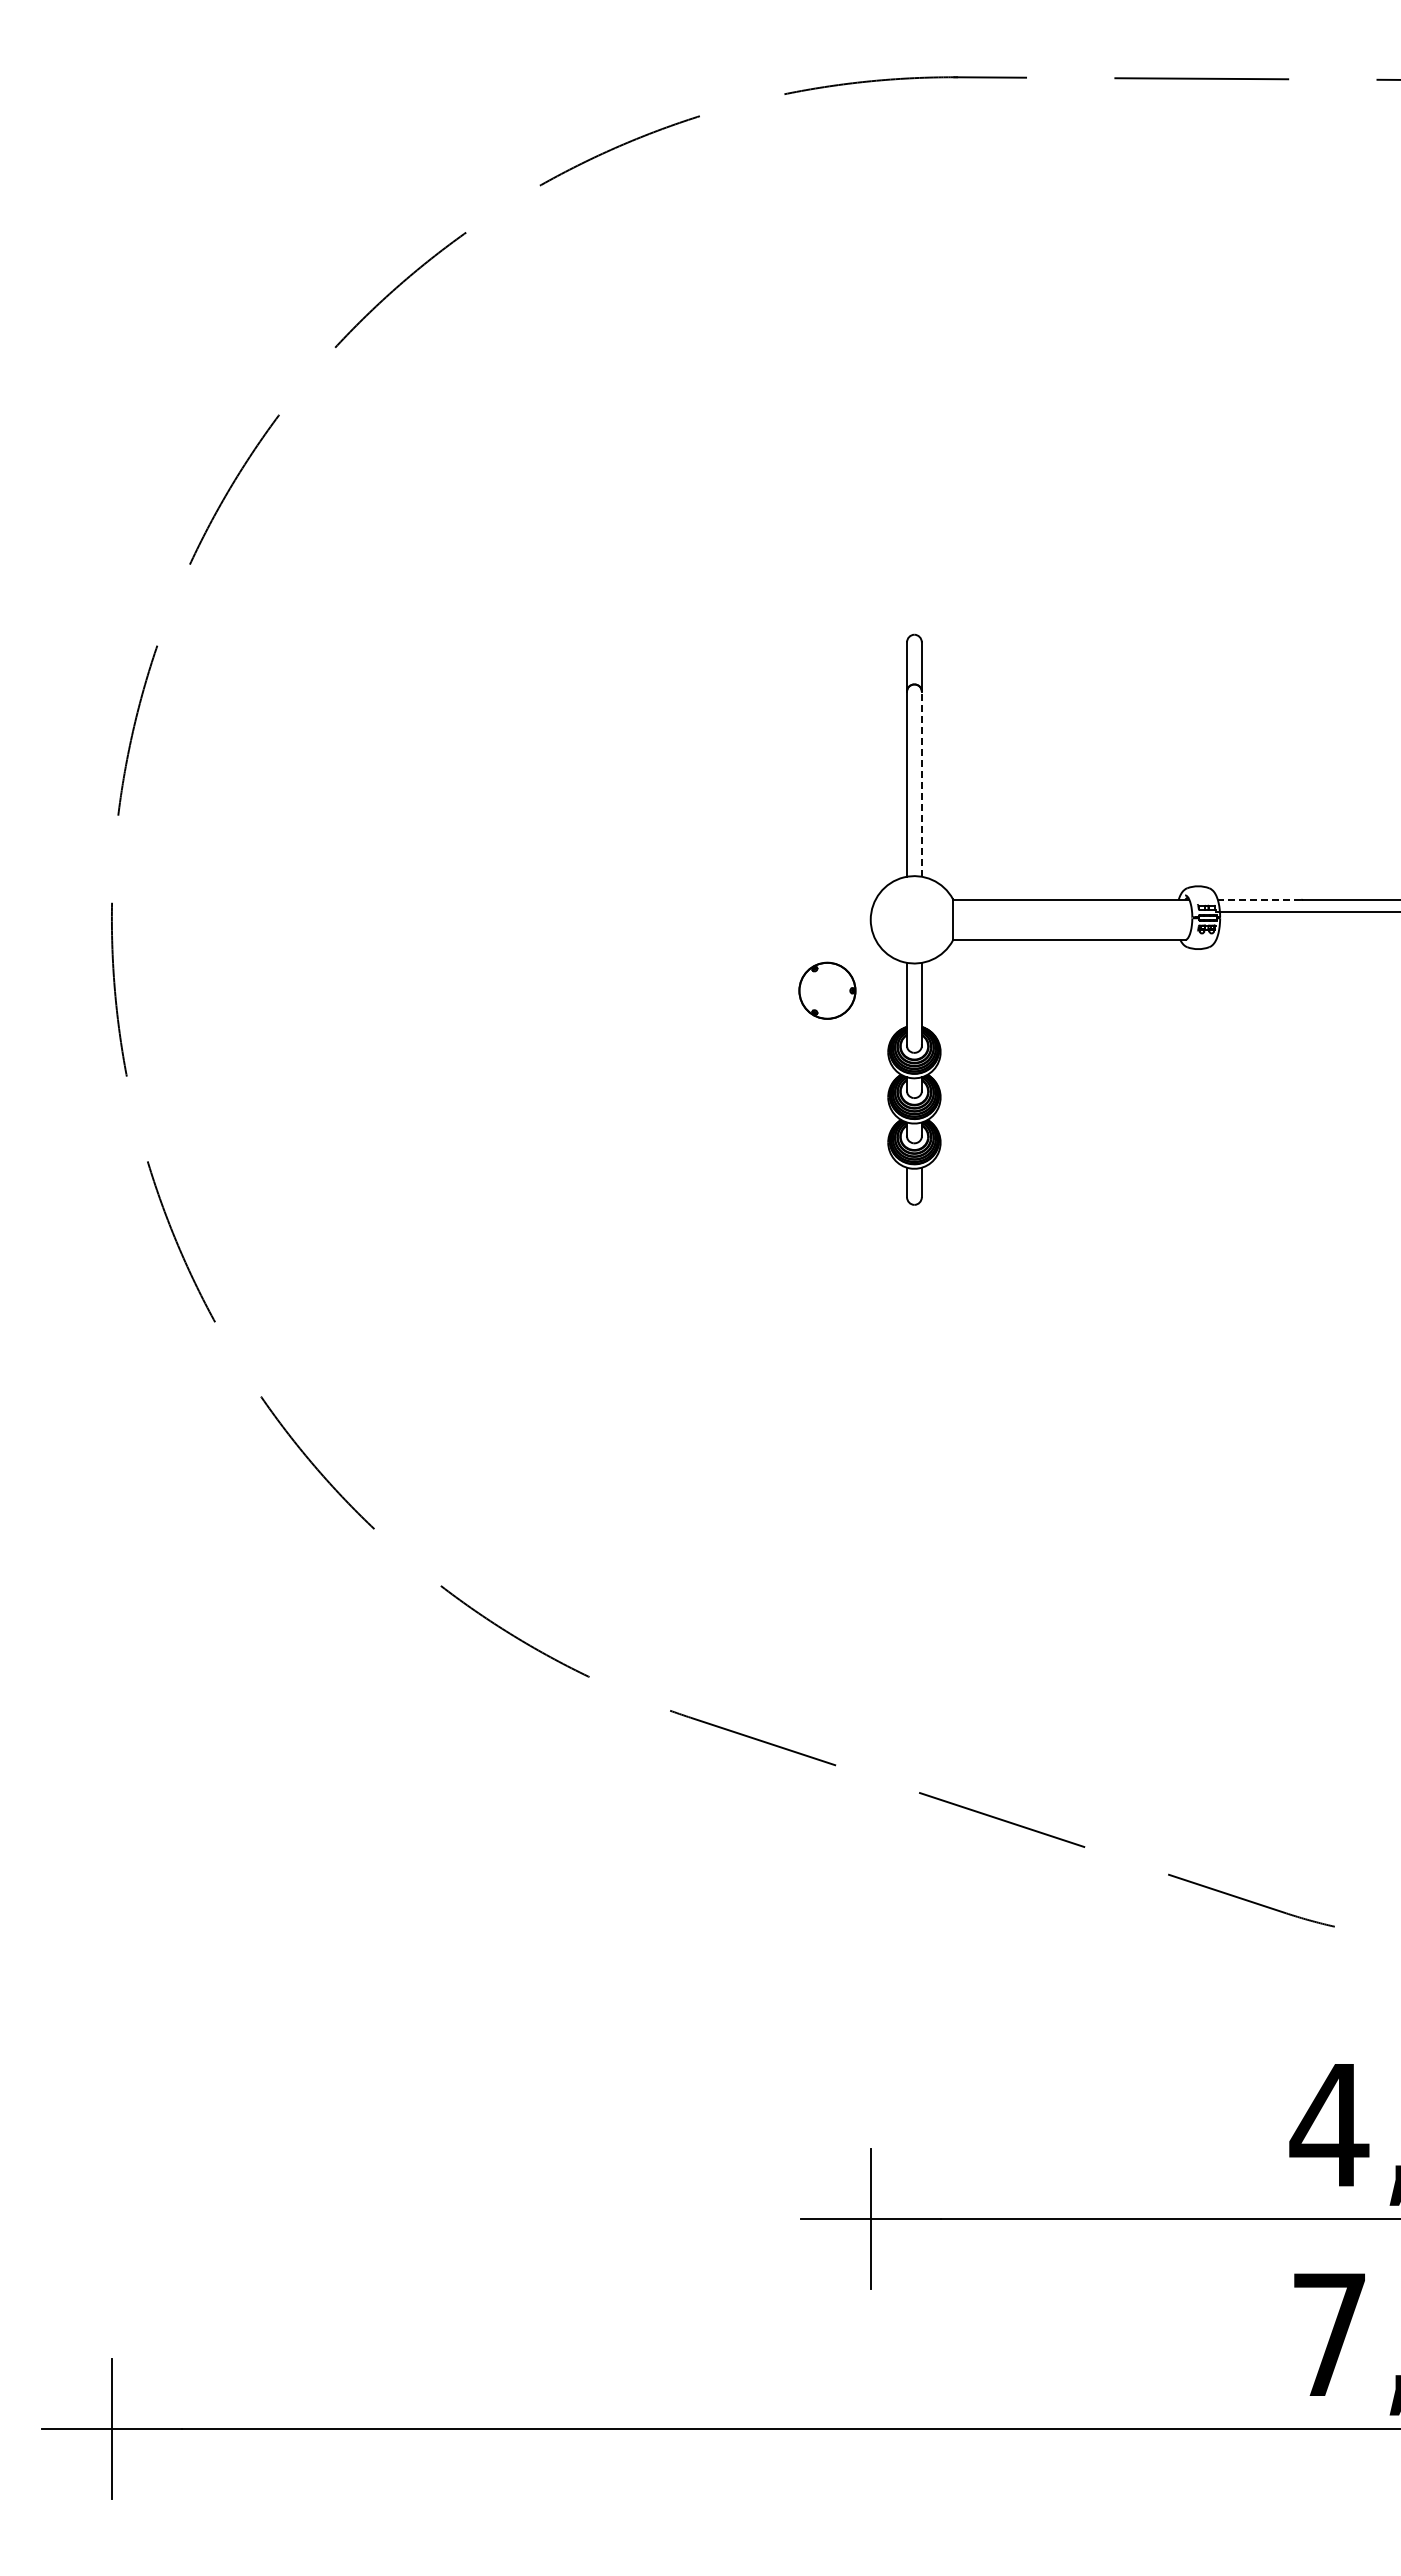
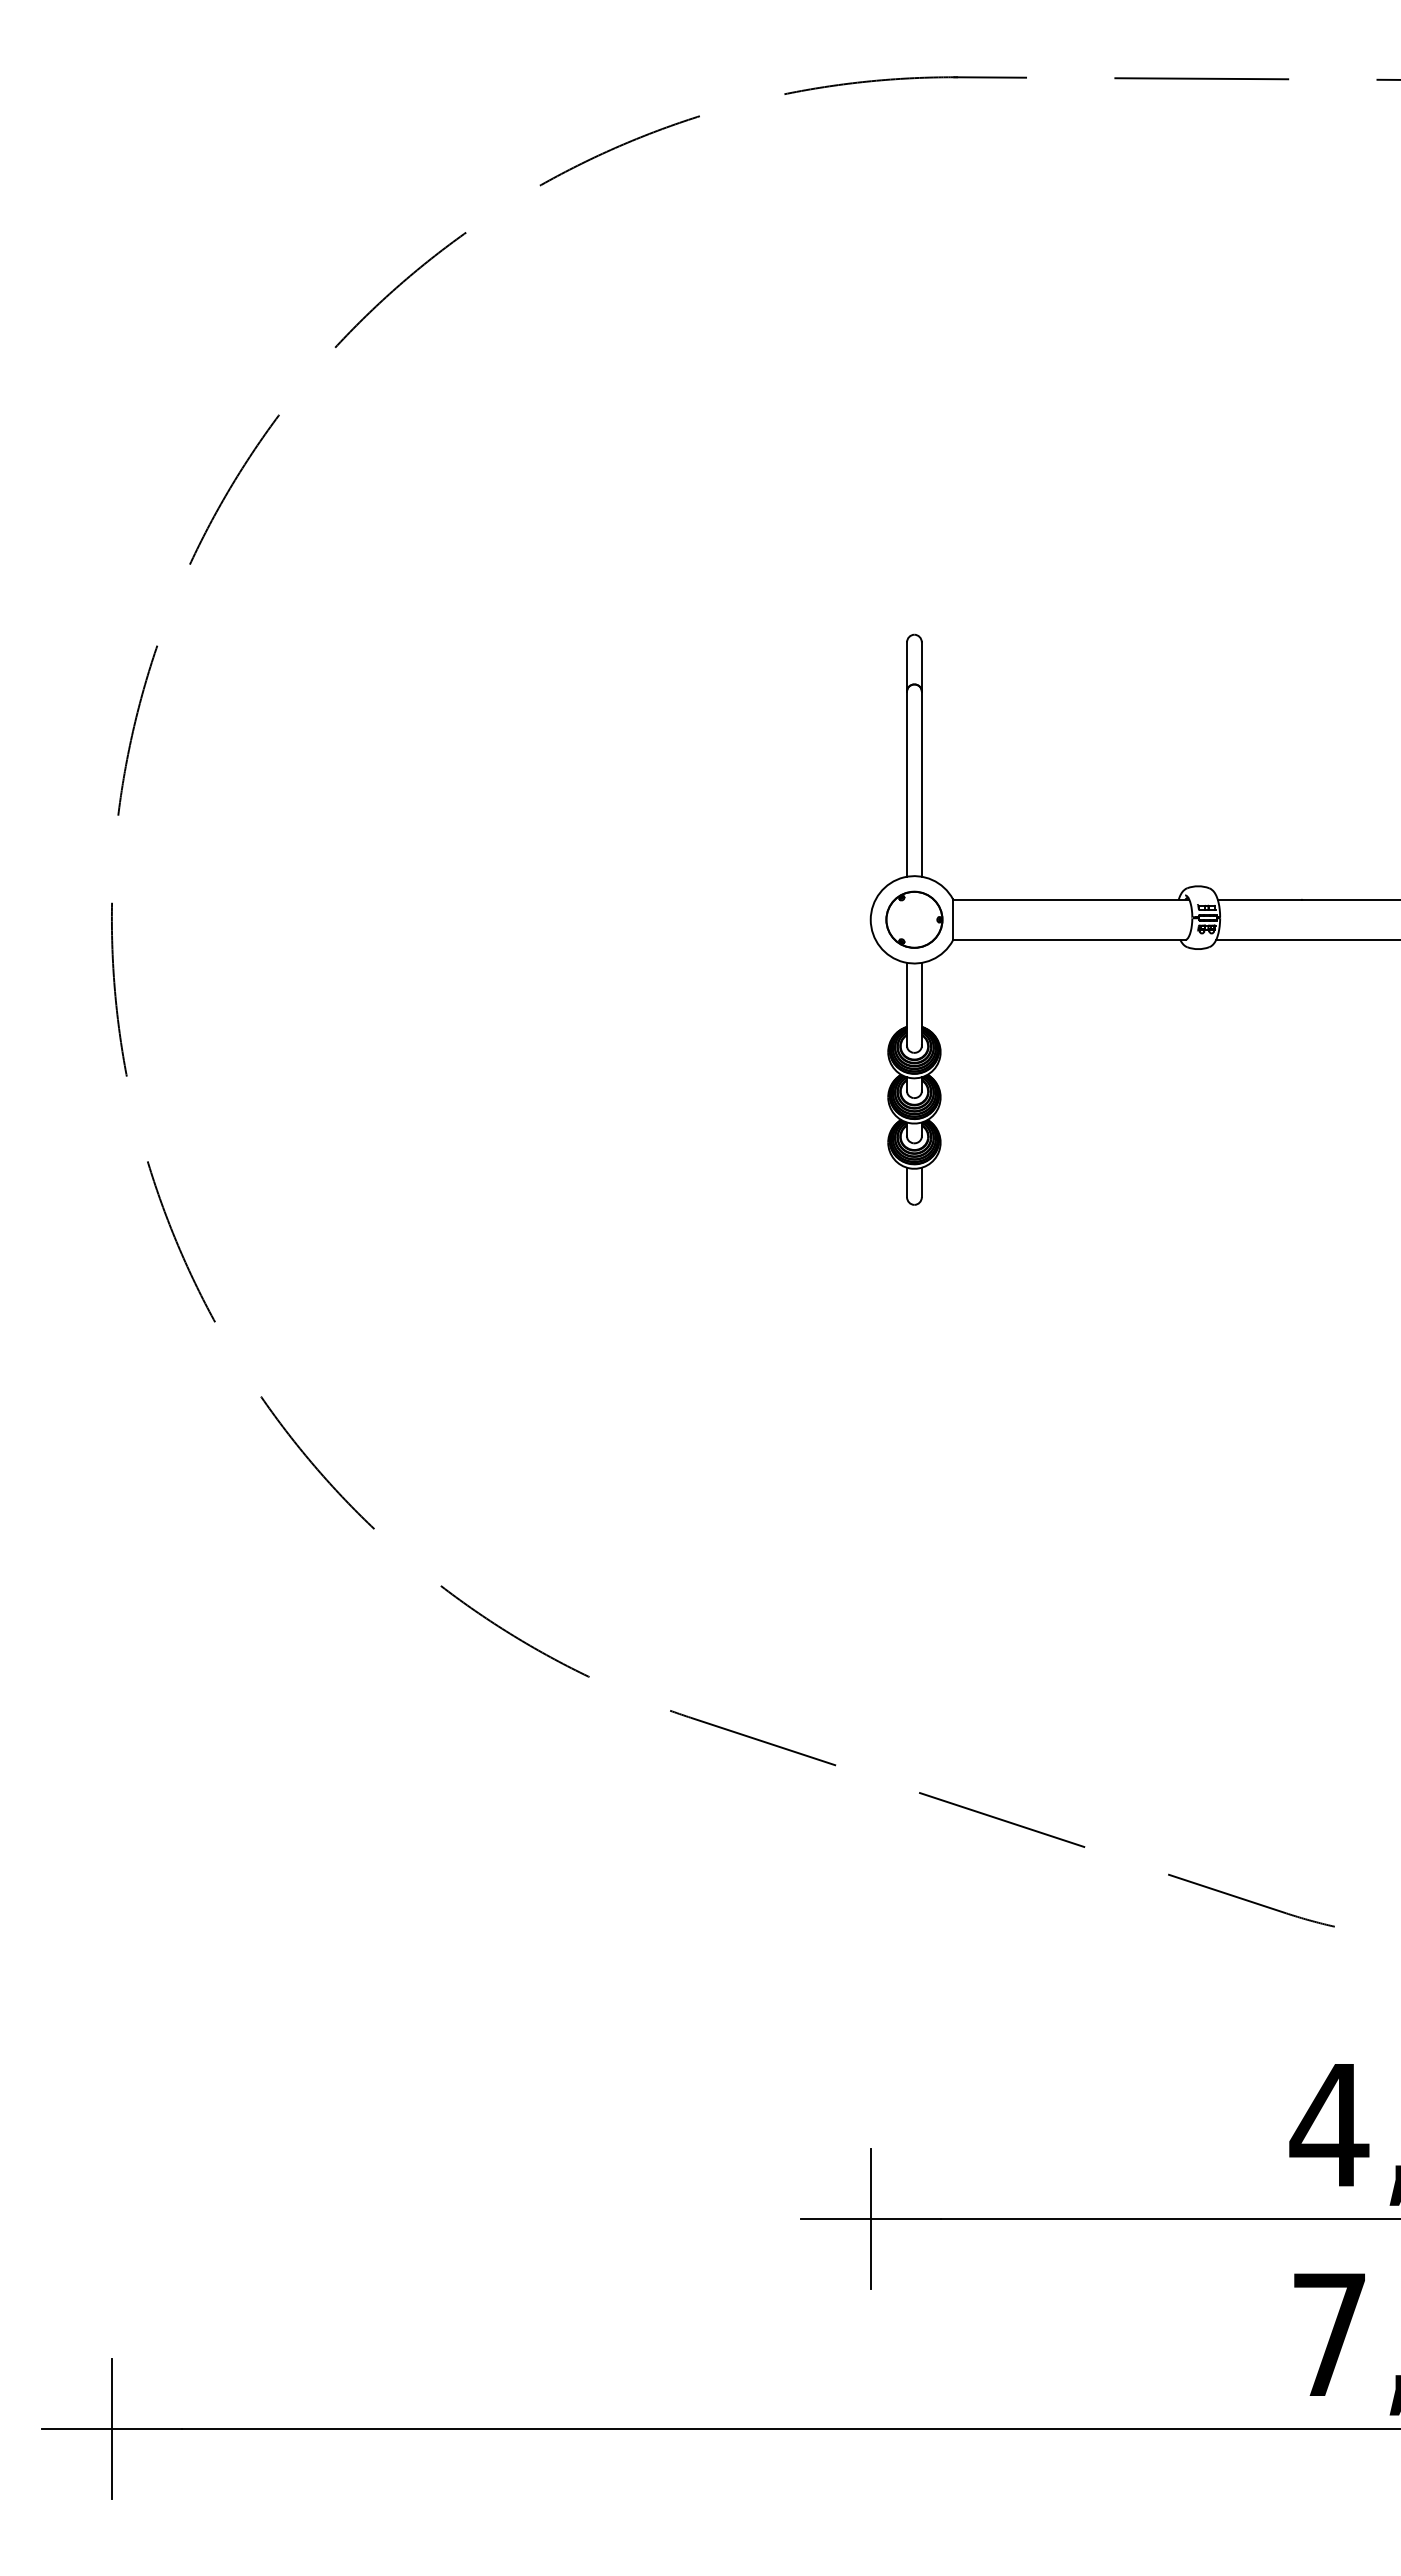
line: dashed -> solid (921, 784)
line: dashed -> solid (1259, 899)
line position: (1306, 911) -> (1306, 939) (1306, 939)
part position: (827, 990) -> (914, 919) (914, 919)
